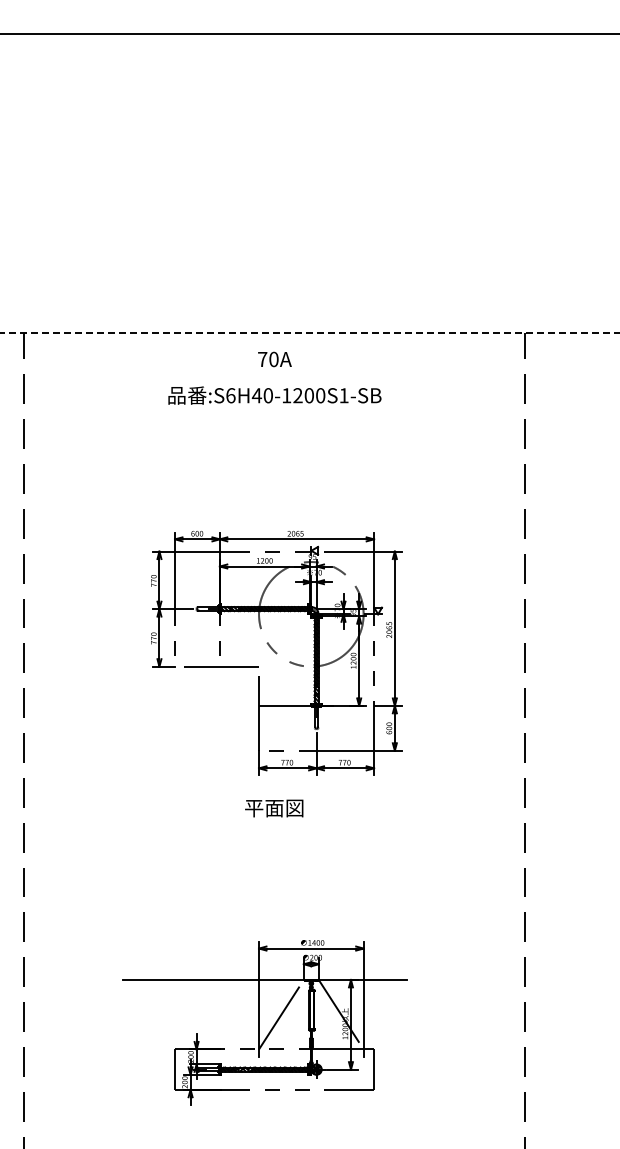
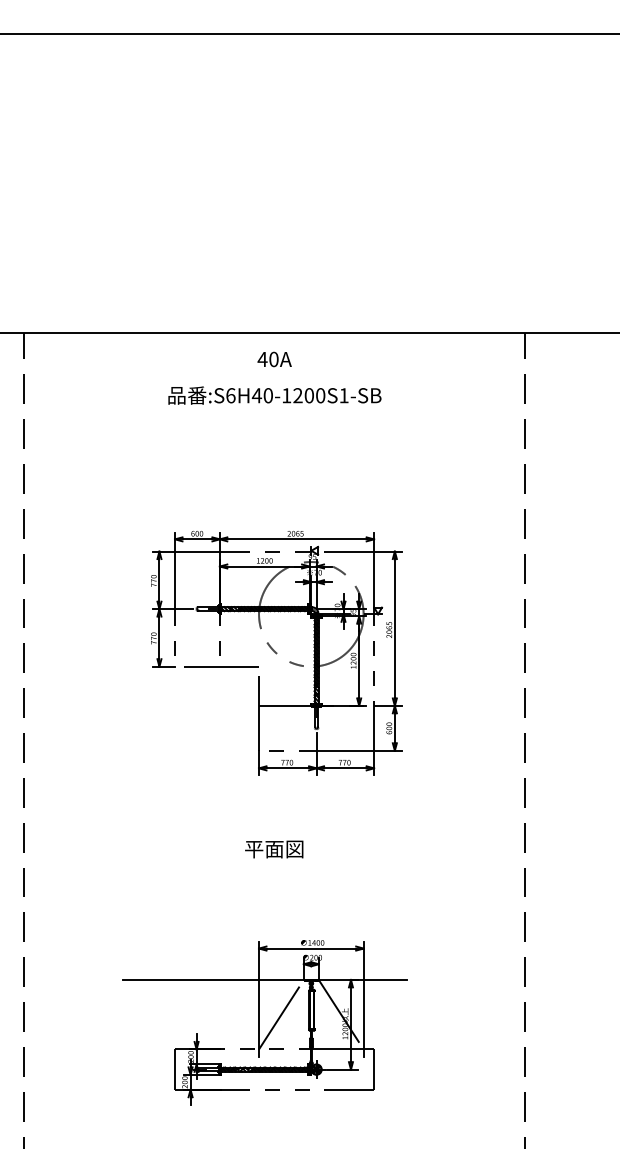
line: dashed -> solid (309, 333)
text: 70A -> 40A (262, 359)
text position: (274, 808) -> (274, 849) (274, 849)
